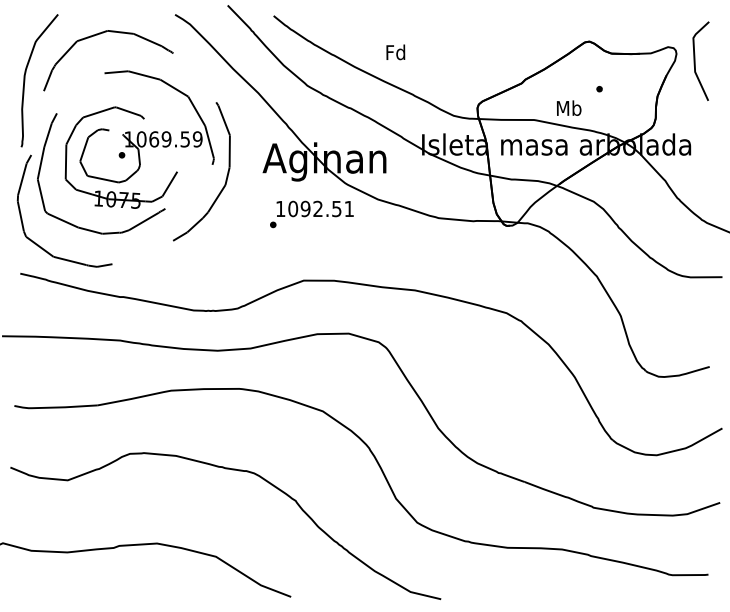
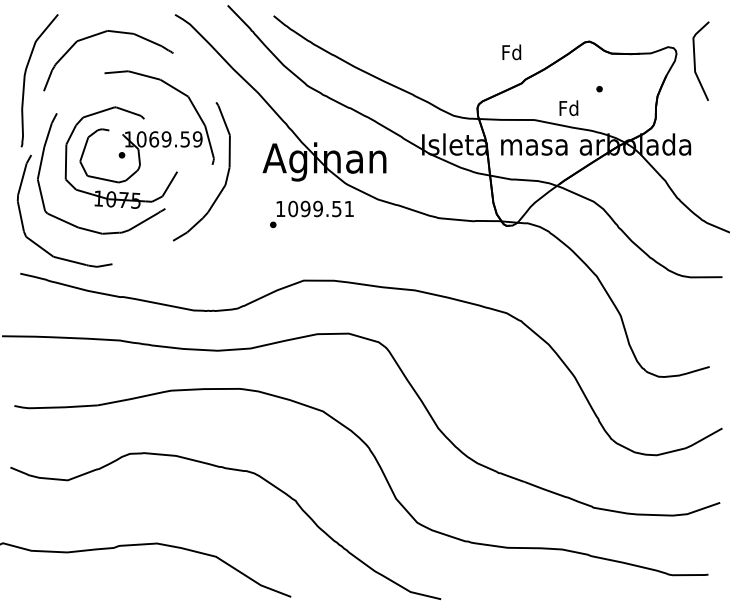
text position: (395, 52) -> (511, 52) (511, 52)
text: Mb -> Fd (568, 107)
text: 1092.51 -> 1099.51 (317, 209)
